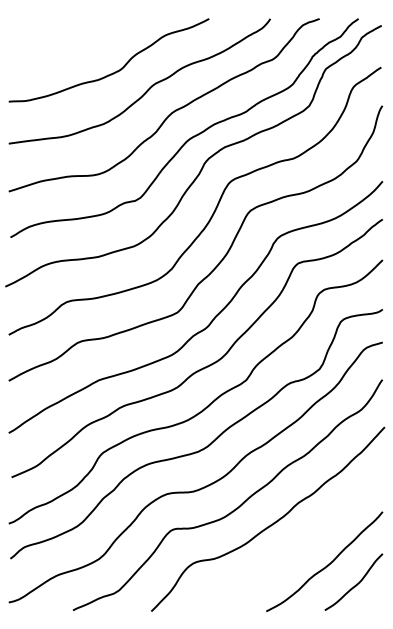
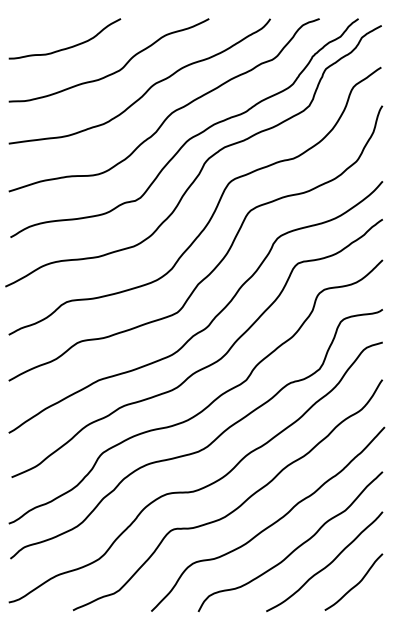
curve: none -> present (66, 47)
curve: none -> present (296, 547)
